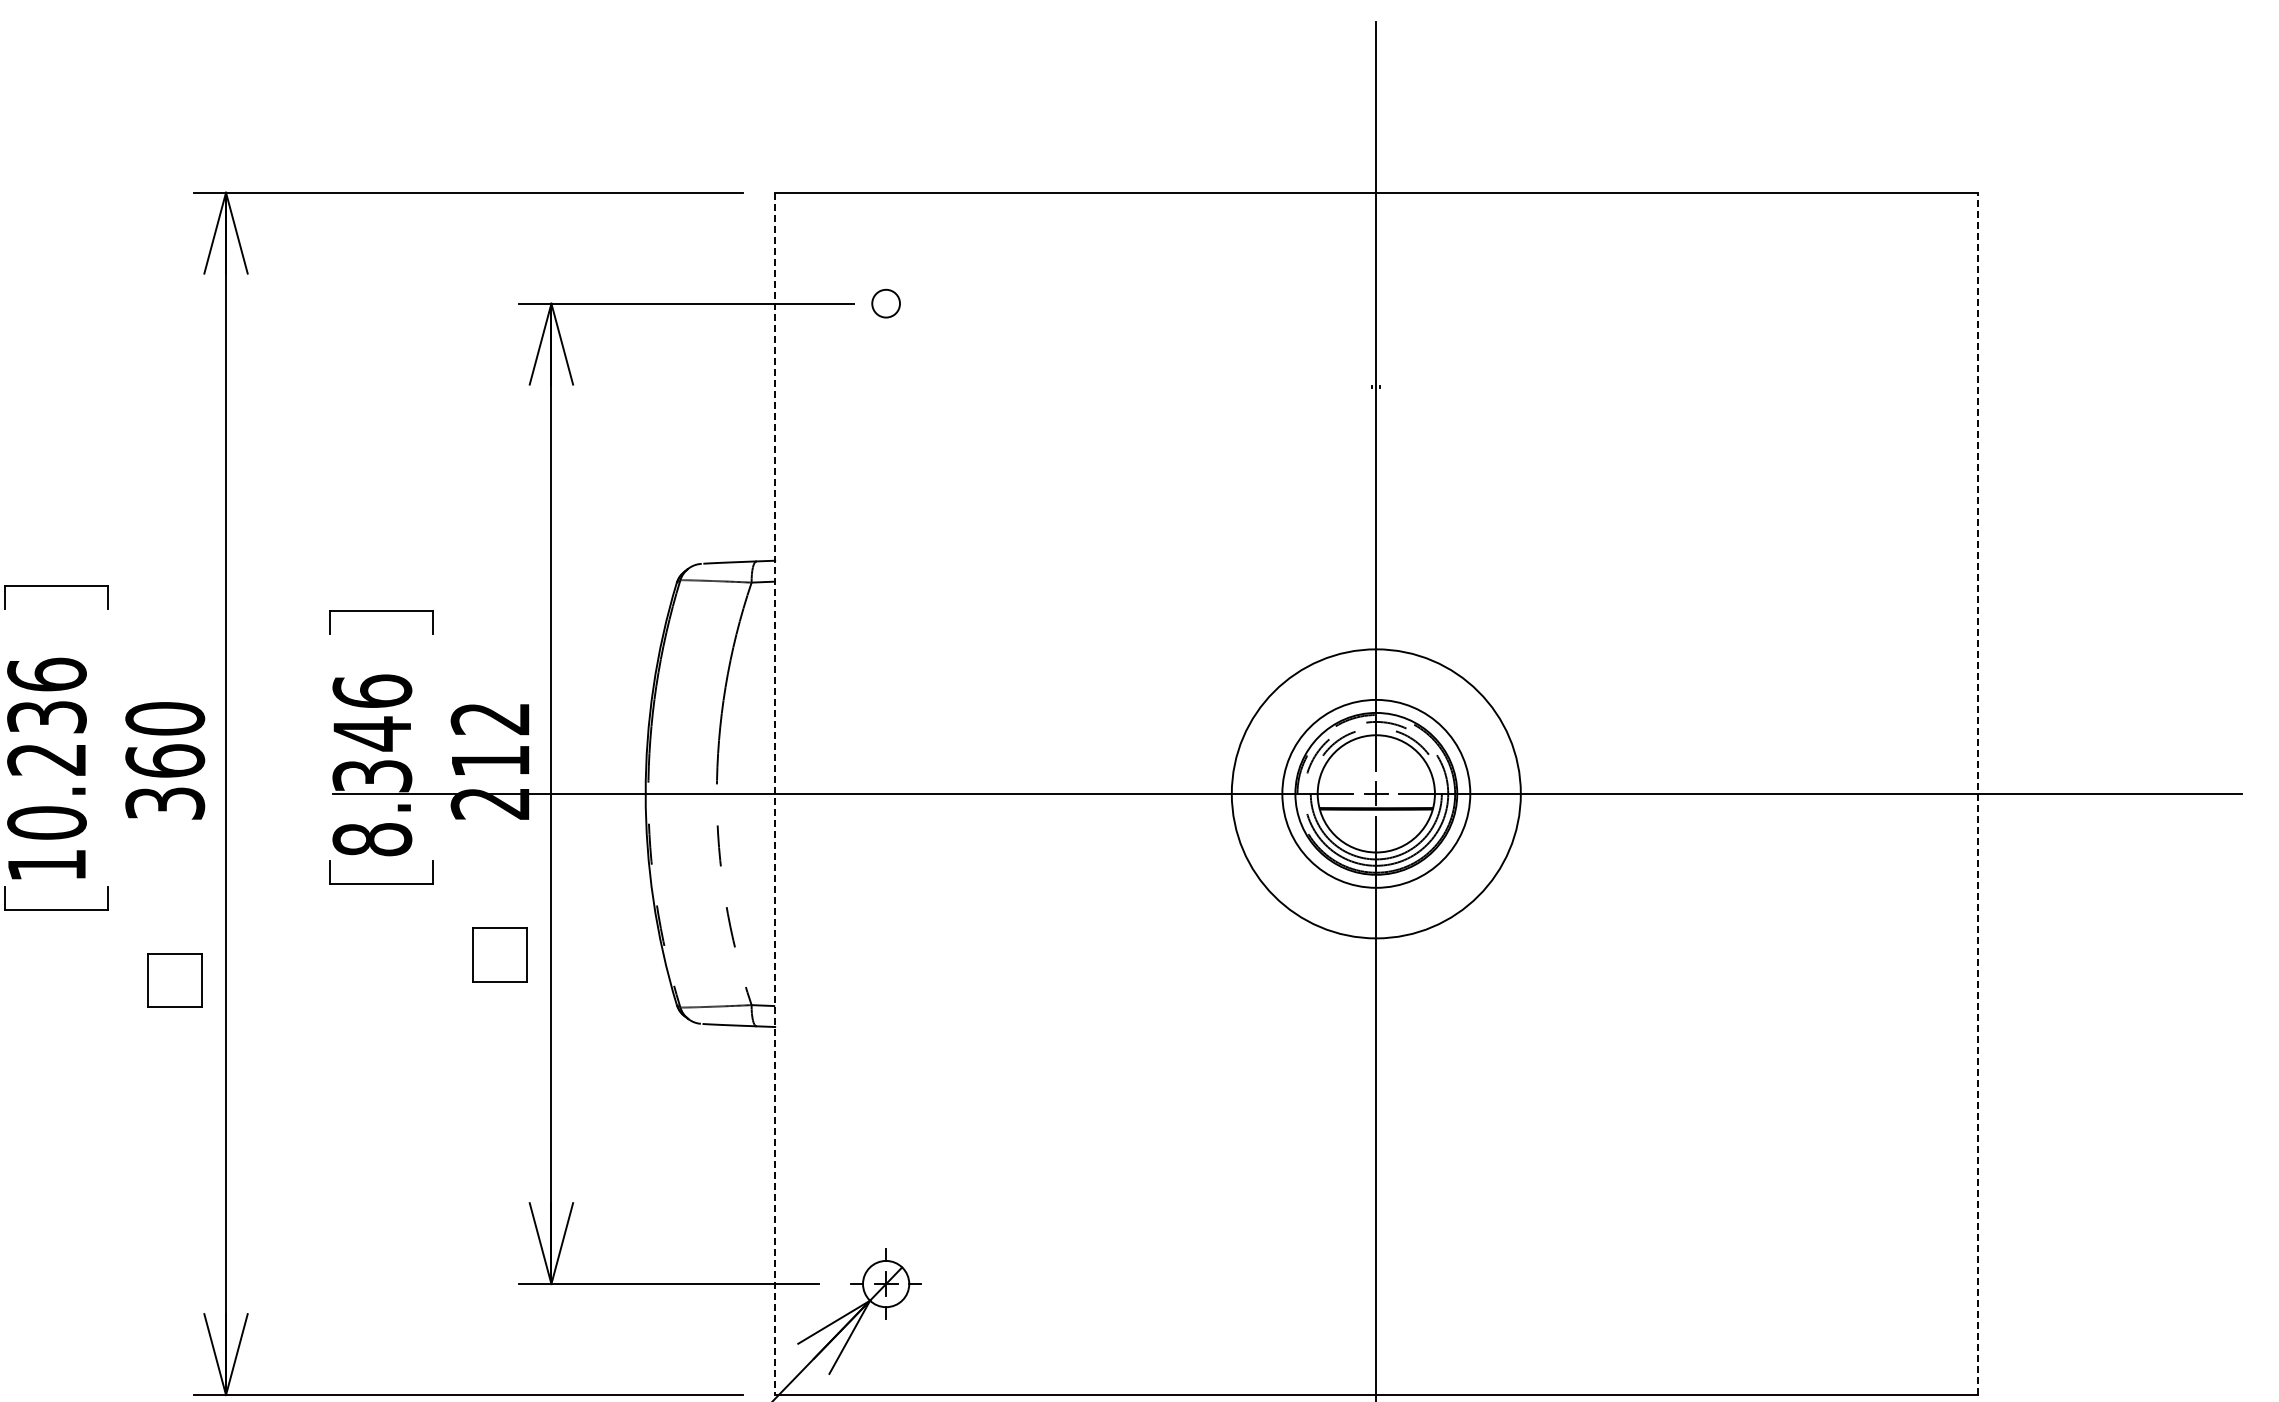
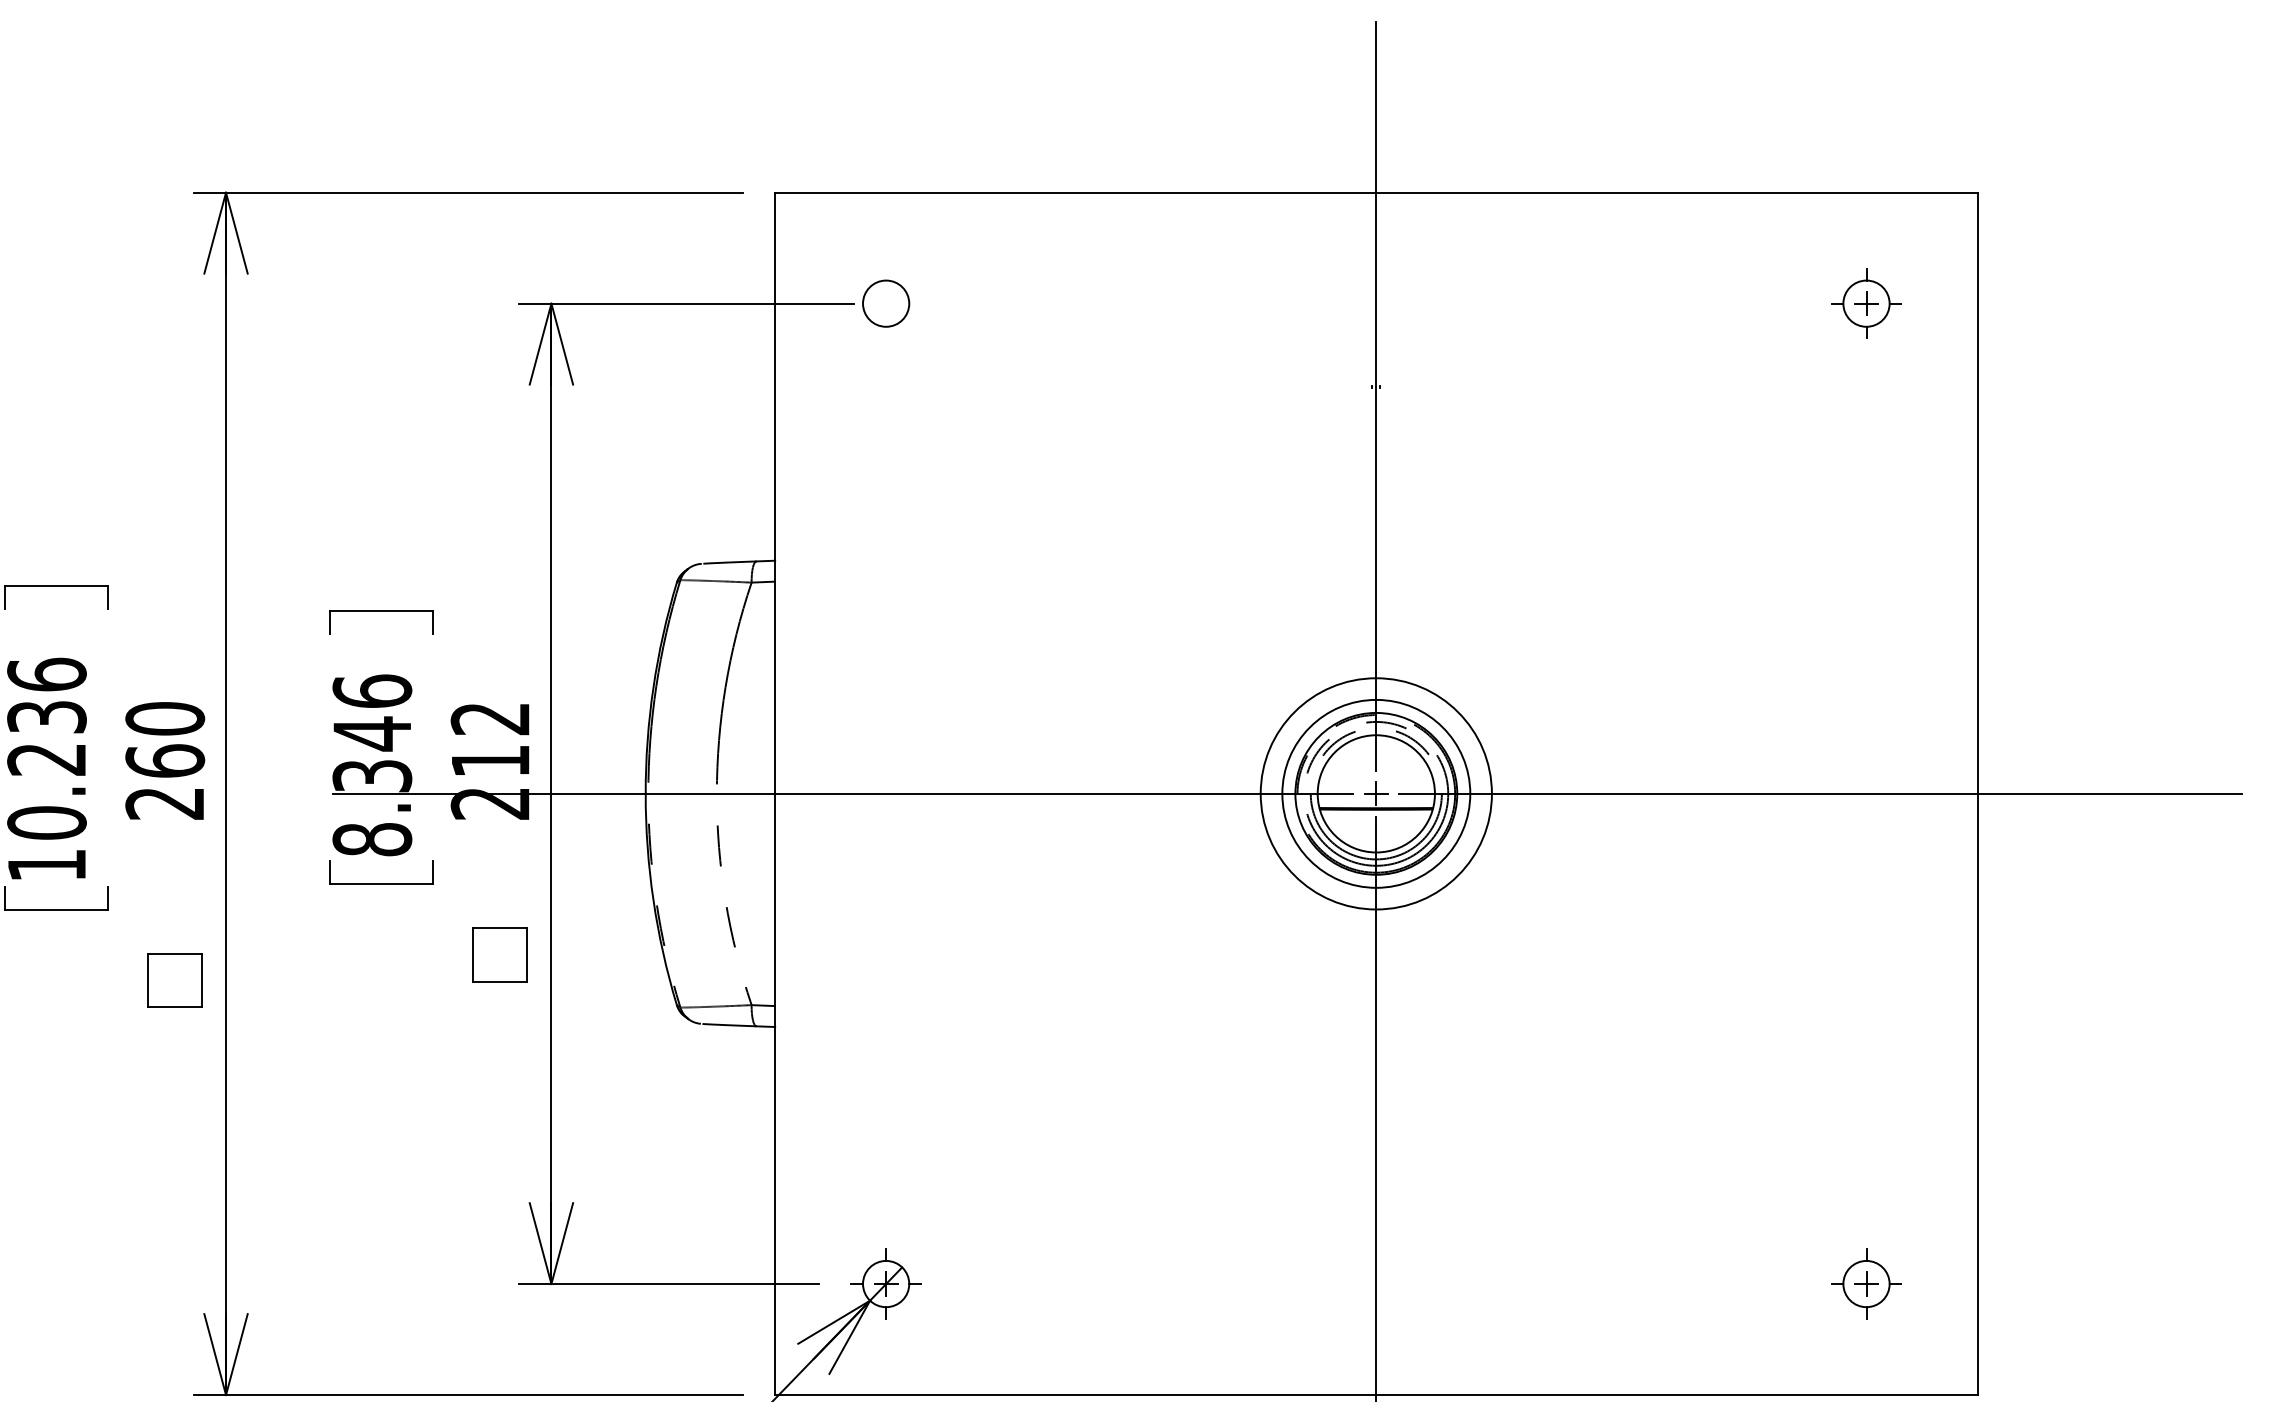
circle diameter: 28 px -> 46 px (886, 303)
part: none -> present (1866, 303)
circle diameter: 289 px -> 231 px (1375, 793)
line: dashed -> solid (1977, 793)
line: dashed -> solid (775, 794)
text: 360 -> 260 (165, 803)
part: none -> present (1866, 1283)
